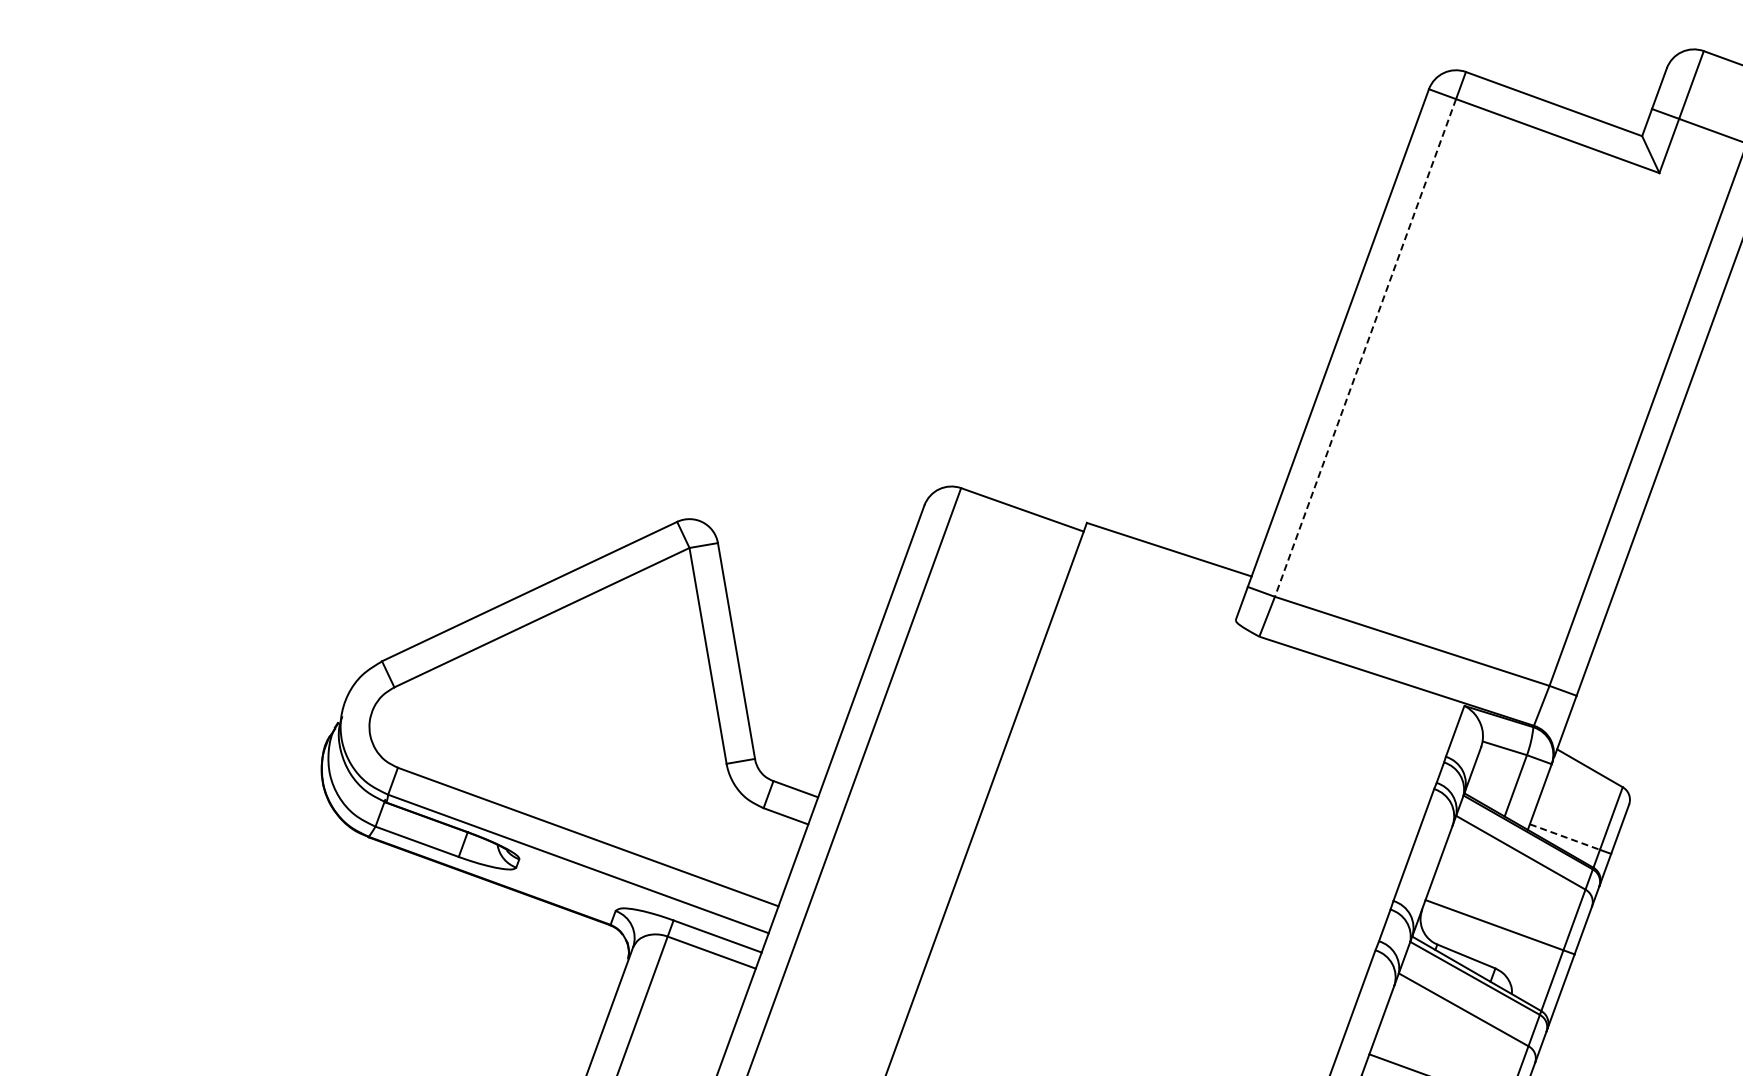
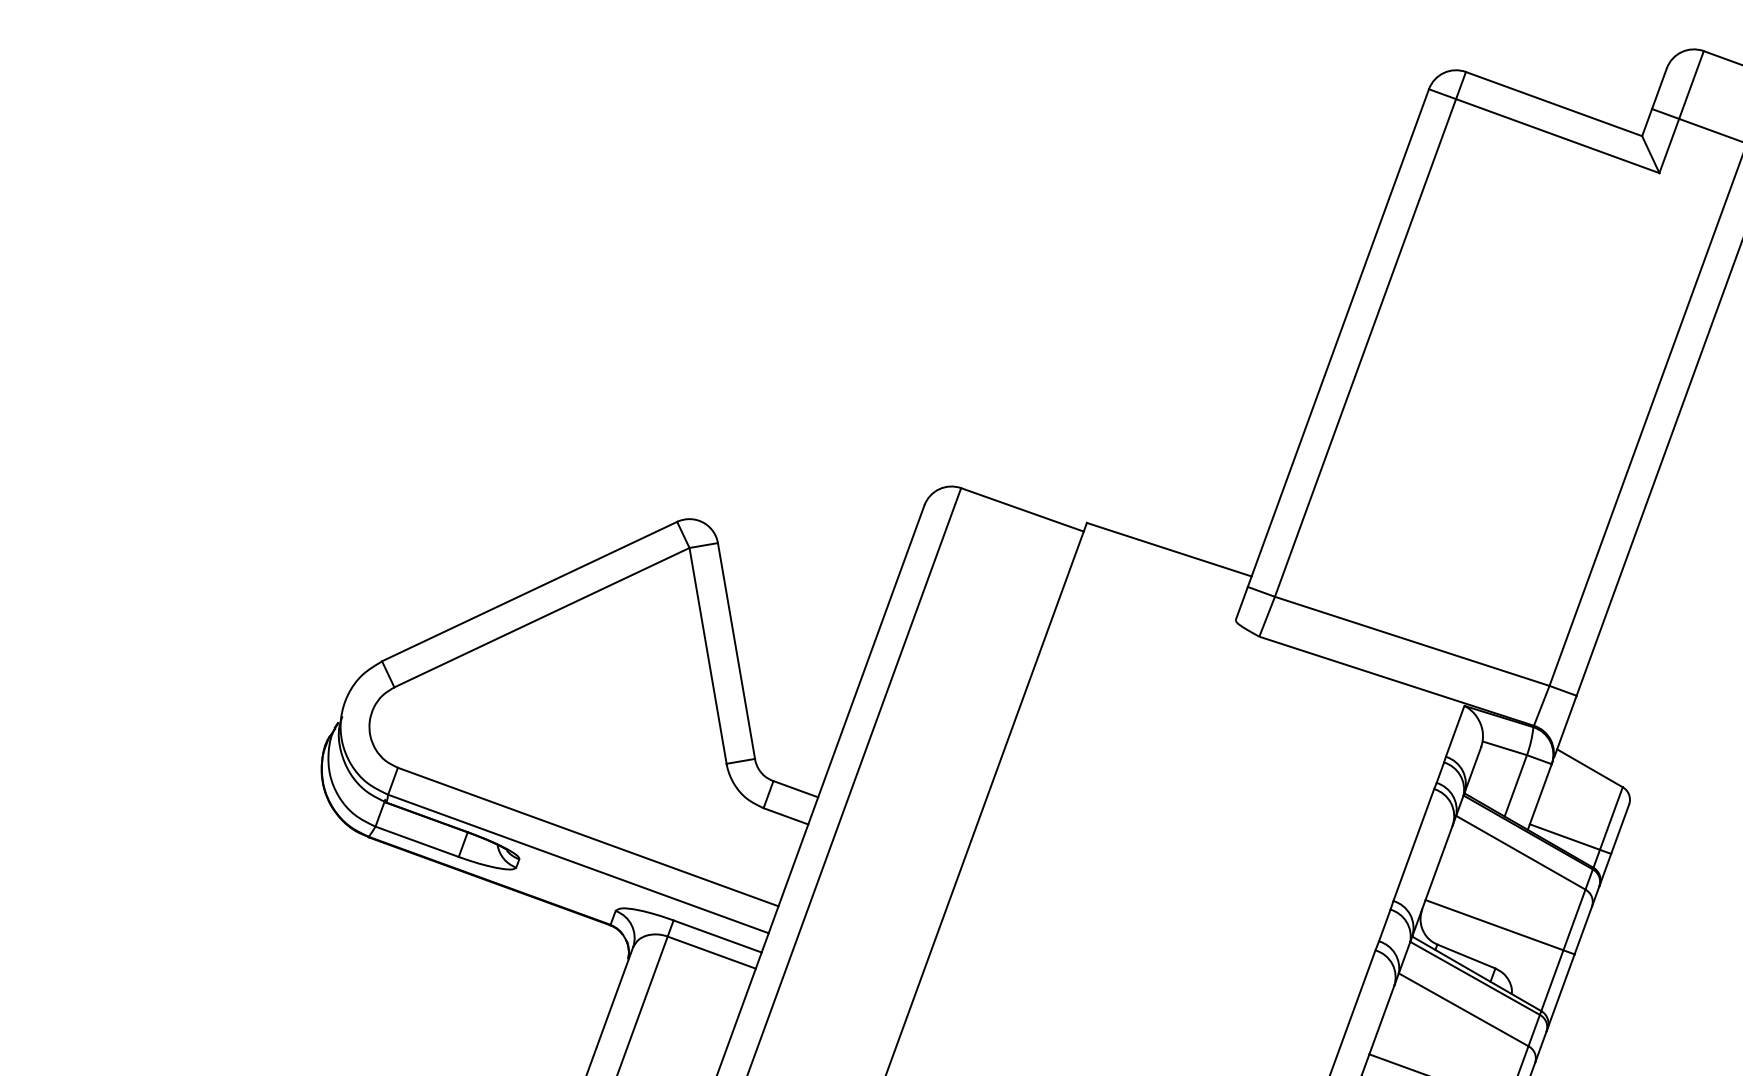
line: dashed -> solid (1365, 347)
line: dashed -> solid (1565, 837)
